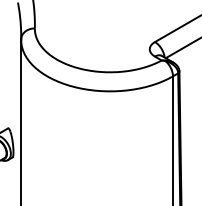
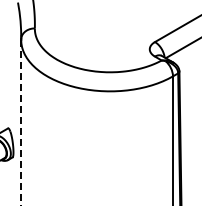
line: solid -> dashed (21, 122)
